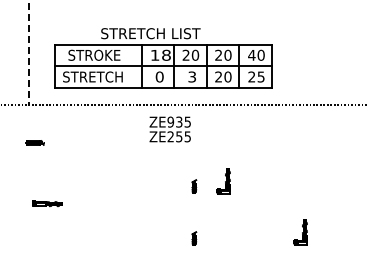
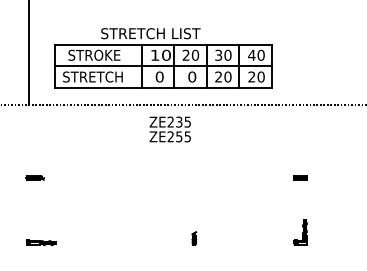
line: dashed -> solid (28, 52)
text: 18 -> 10 (166, 55)
text: 20 -> 30 (218, 55)
text: 3 -> 0 (192, 76)
text: 25 -> 20 (260, 76)
text: ZE935 -> ZE235 (170, 121)
part position: (34, 142) -> (34, 177) (34, 177)
part: none -> present (300, 177)
part: present -> none (223, 181)
part: present -> none (194, 186)
part position: (47, 203) -> (41, 242) (41, 242)
